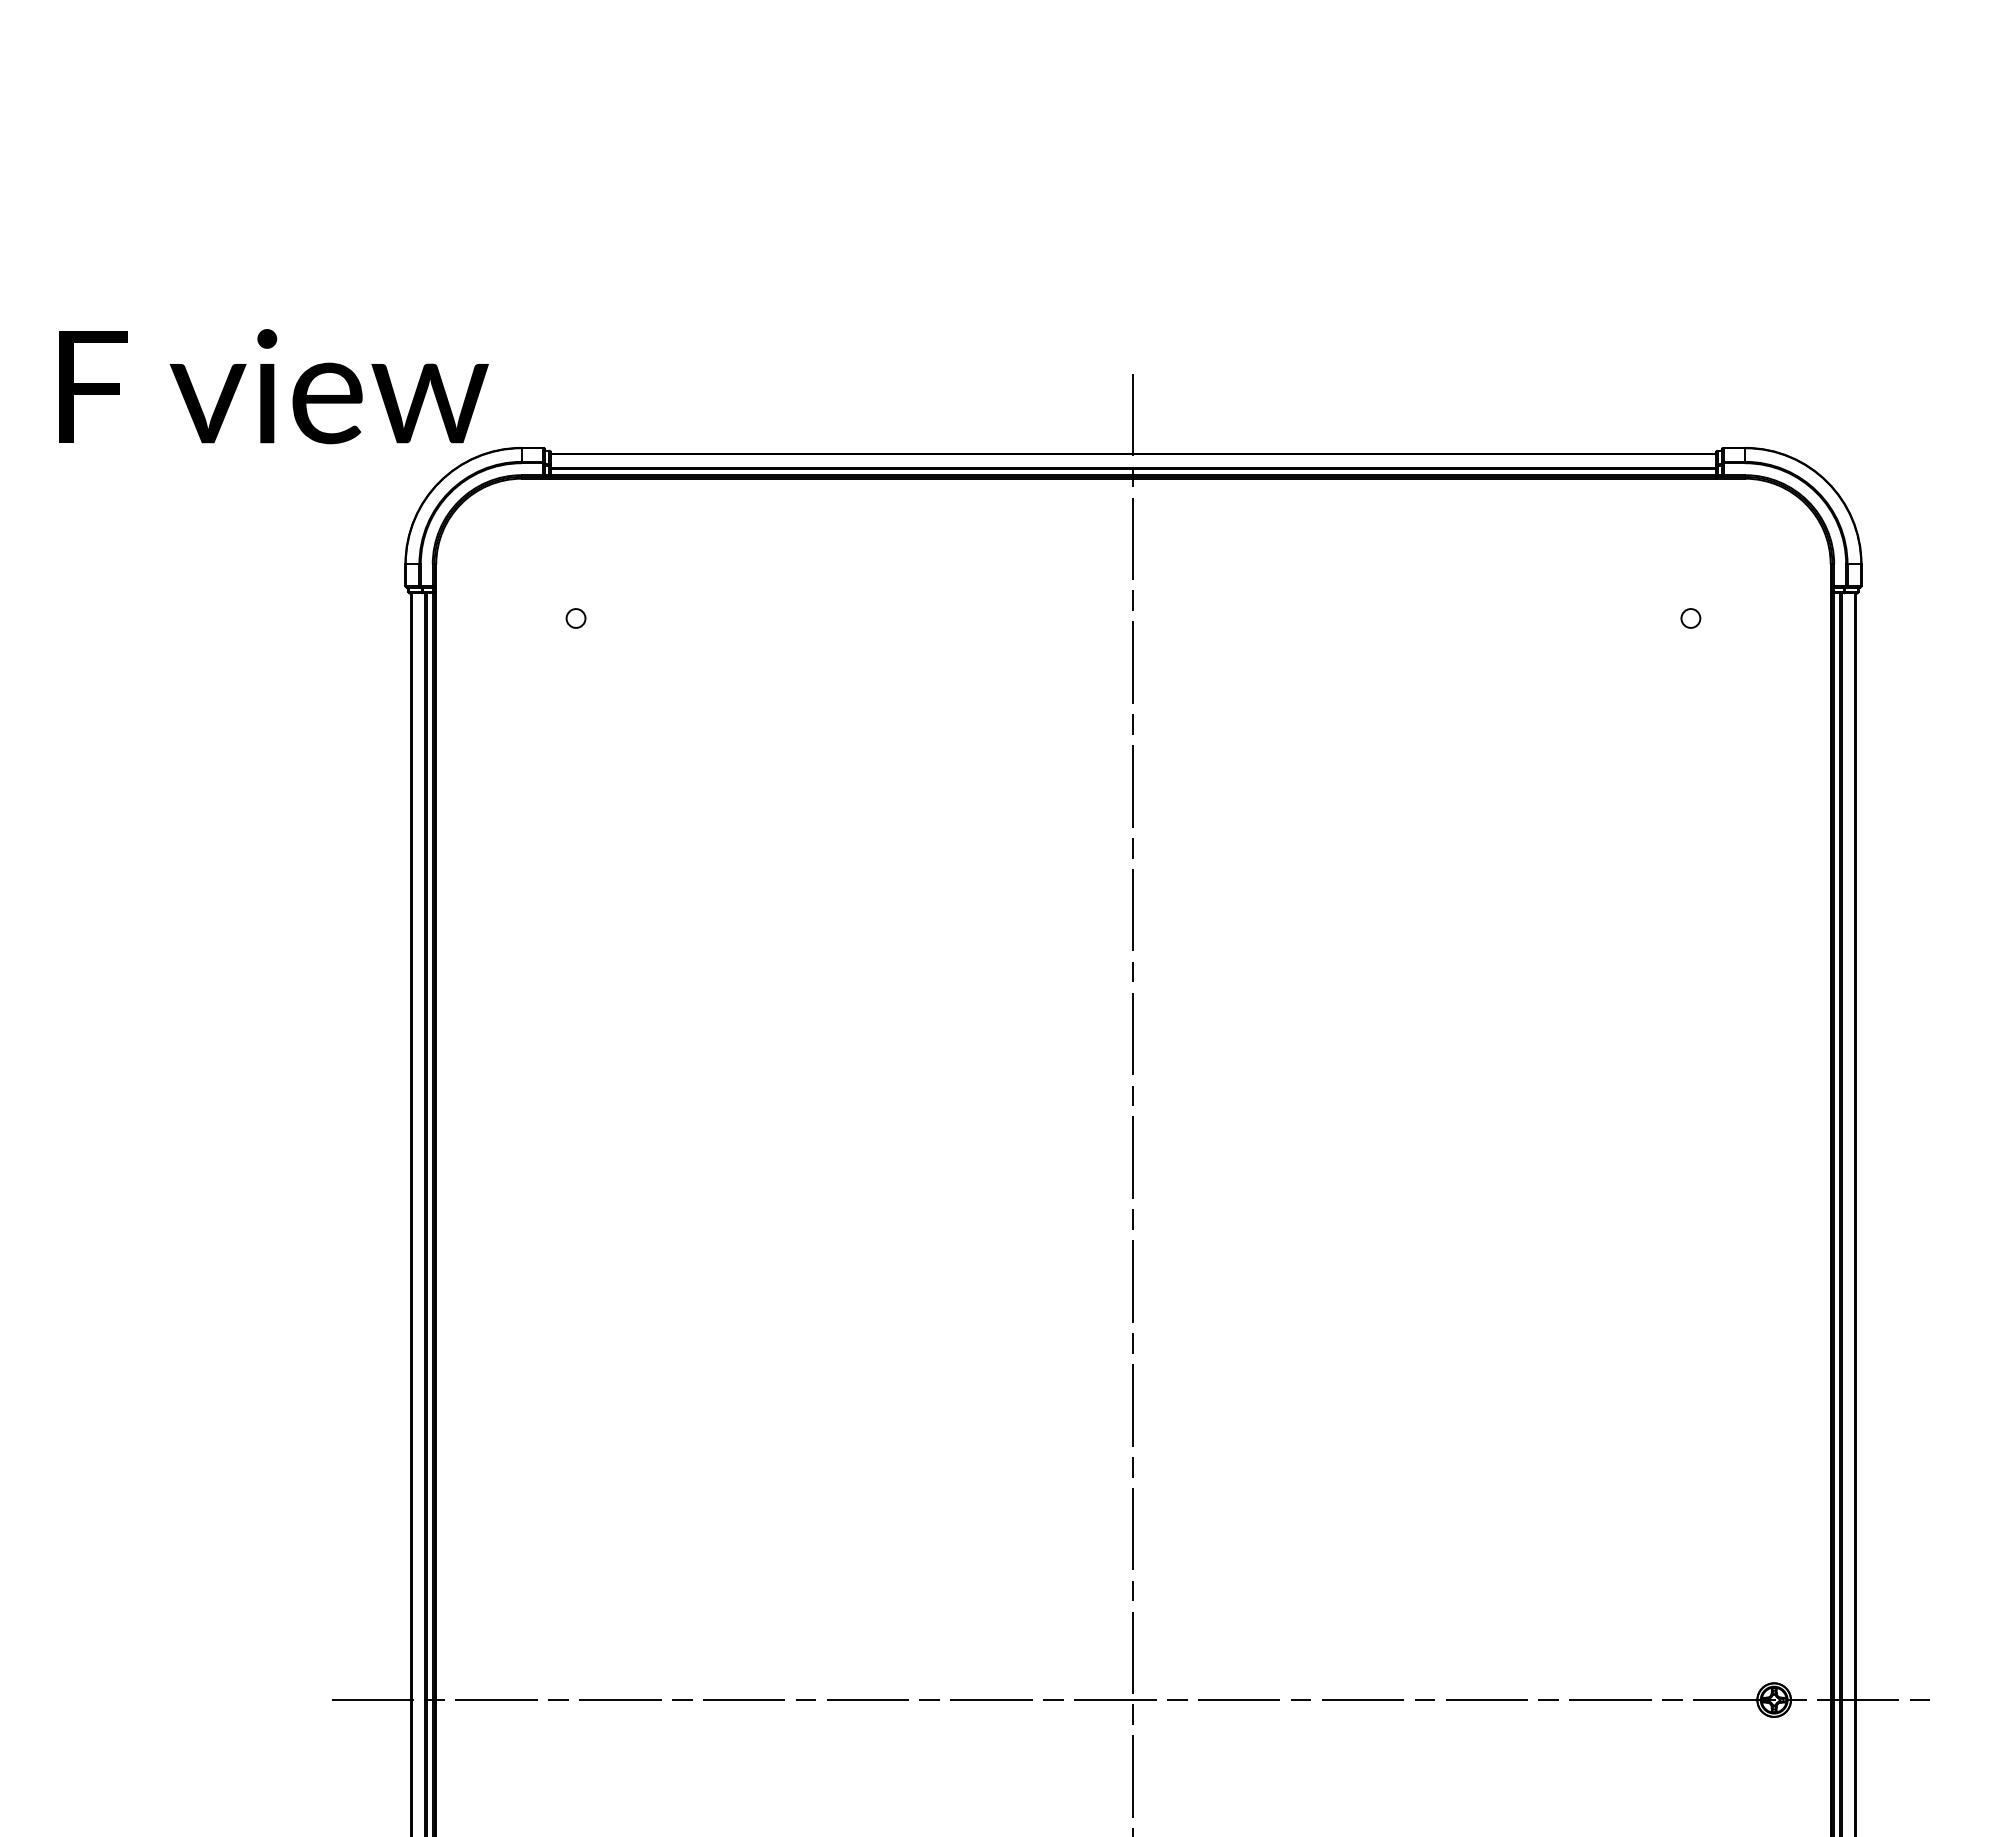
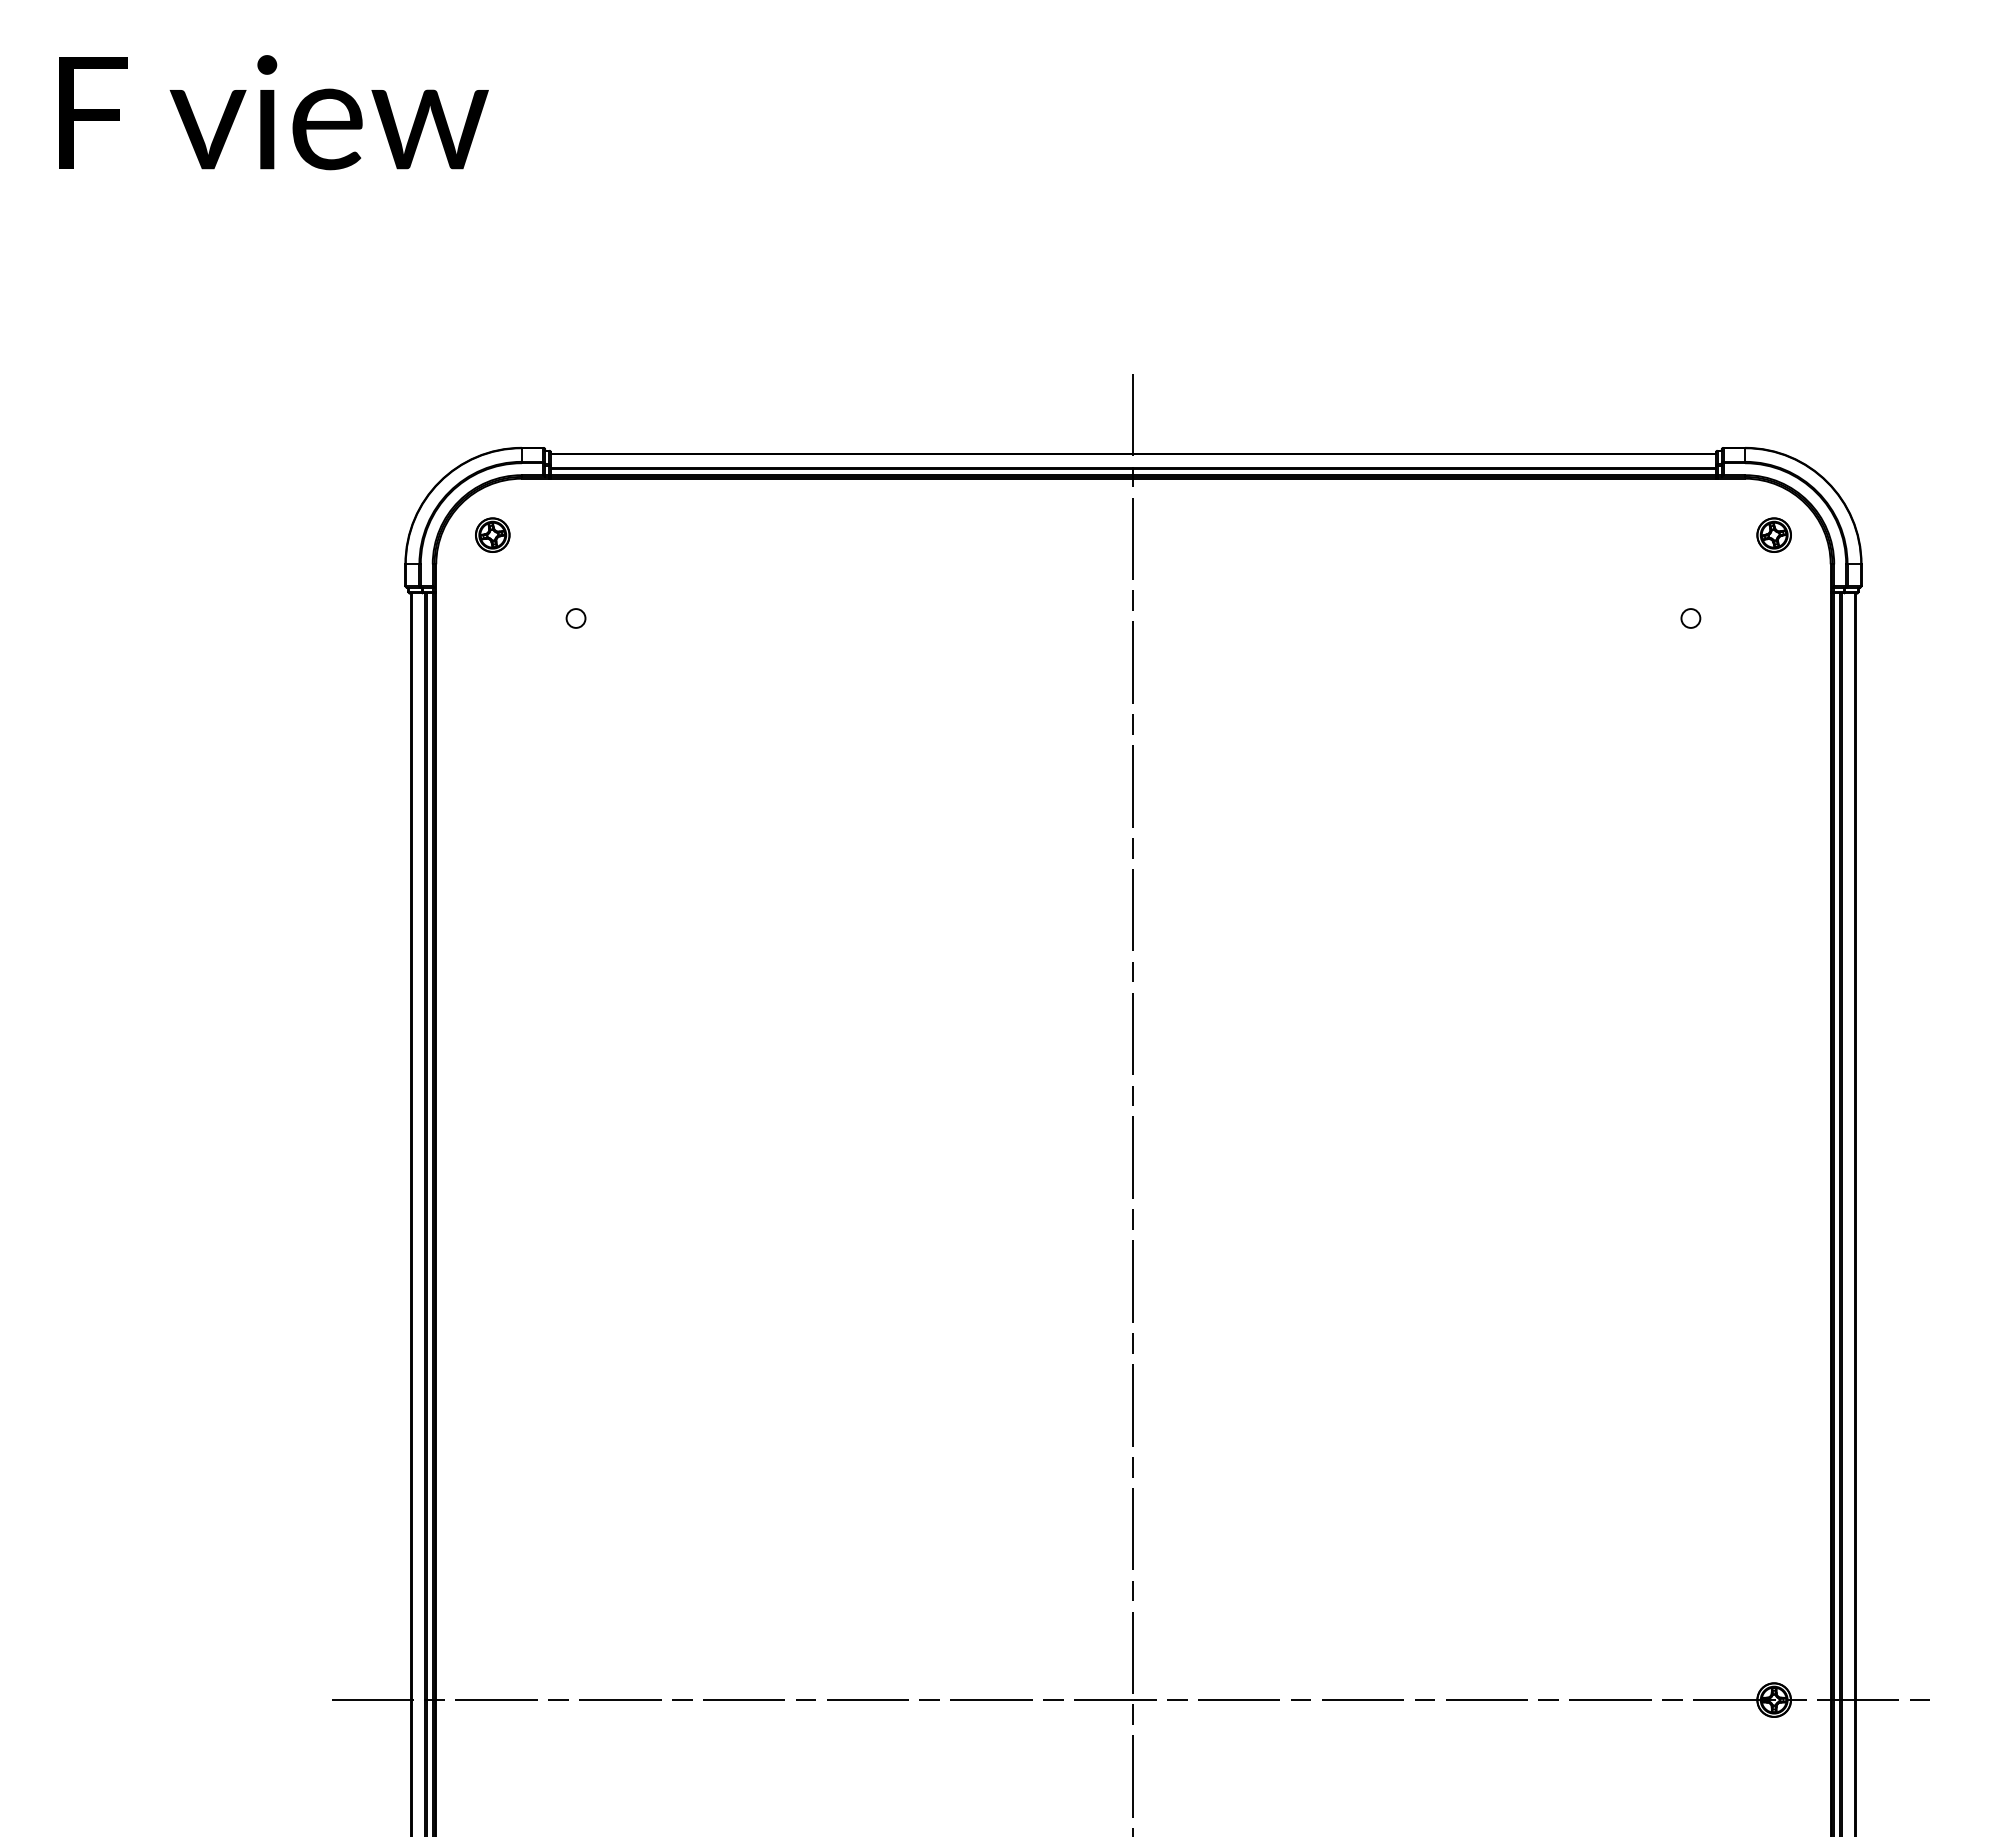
text position: (273, 386) -> (273, 112) (273, 112)
part: none -> present (492, 534)
part: none -> present (1773, 534)
